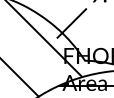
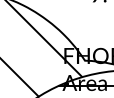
line: present -> none (71, 23)
